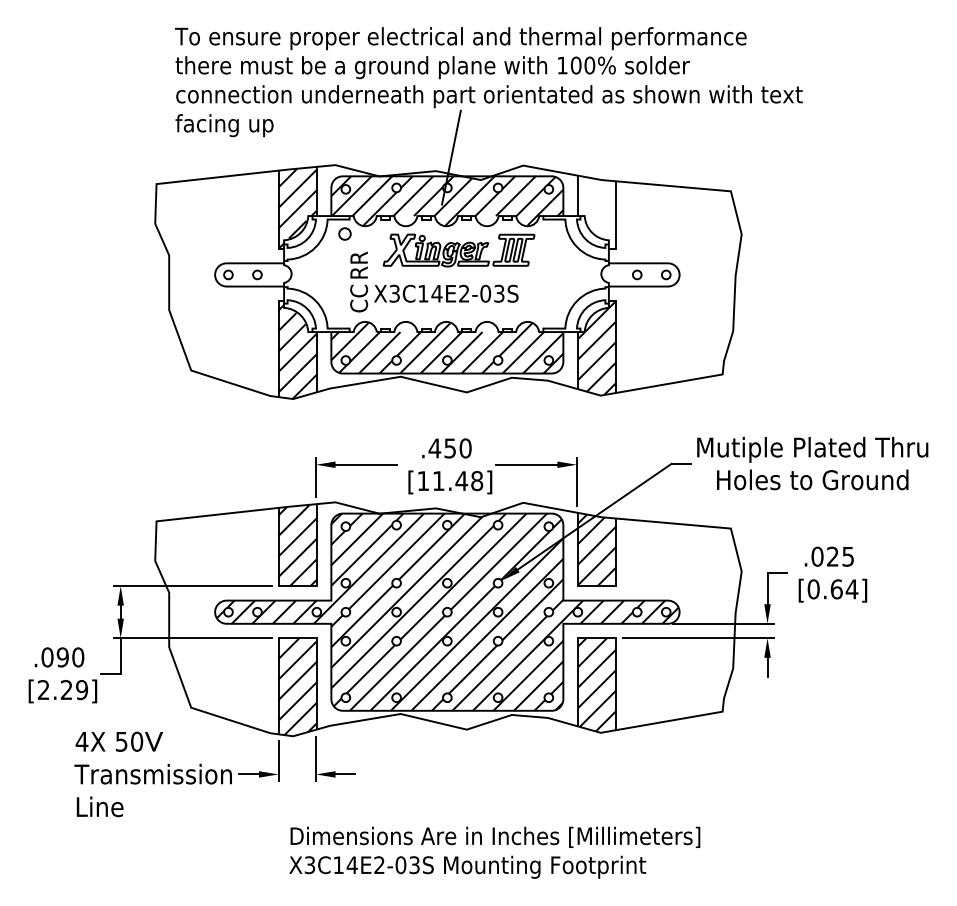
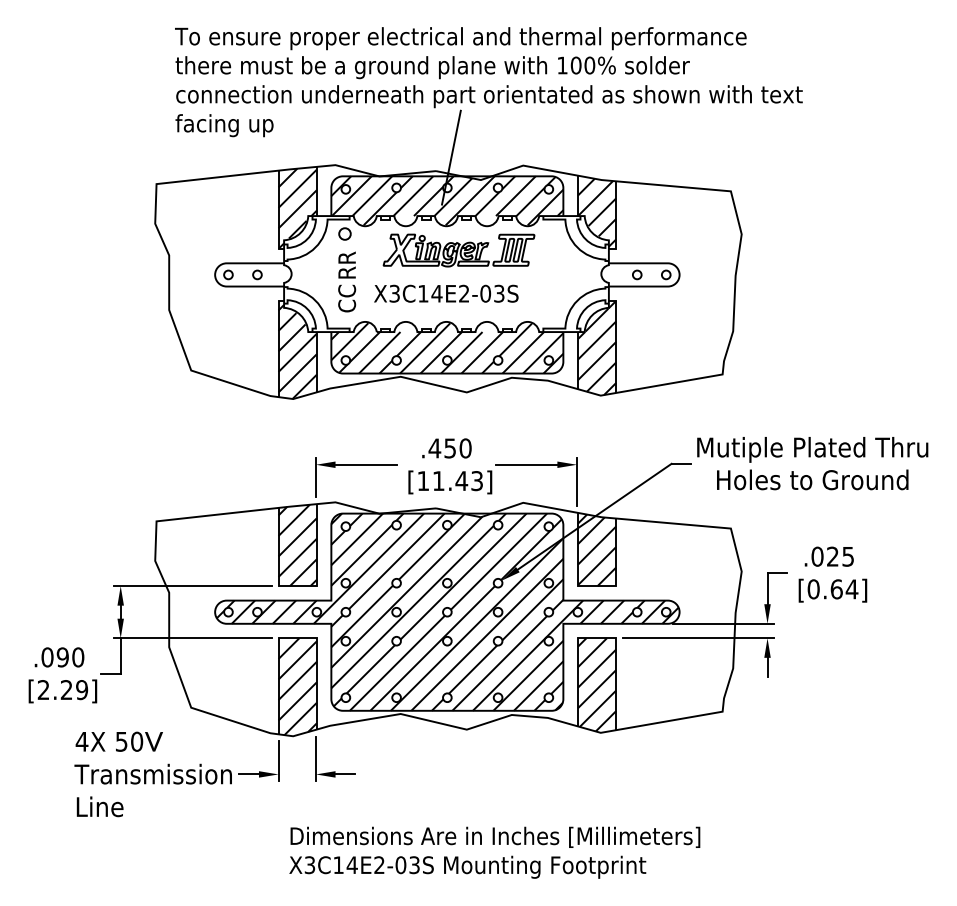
hatch: none -> present (596, 212)
text position: (359, 281) -> (347, 281) (347, 281)
text: [11.48] -> [11.43] (477, 481)
